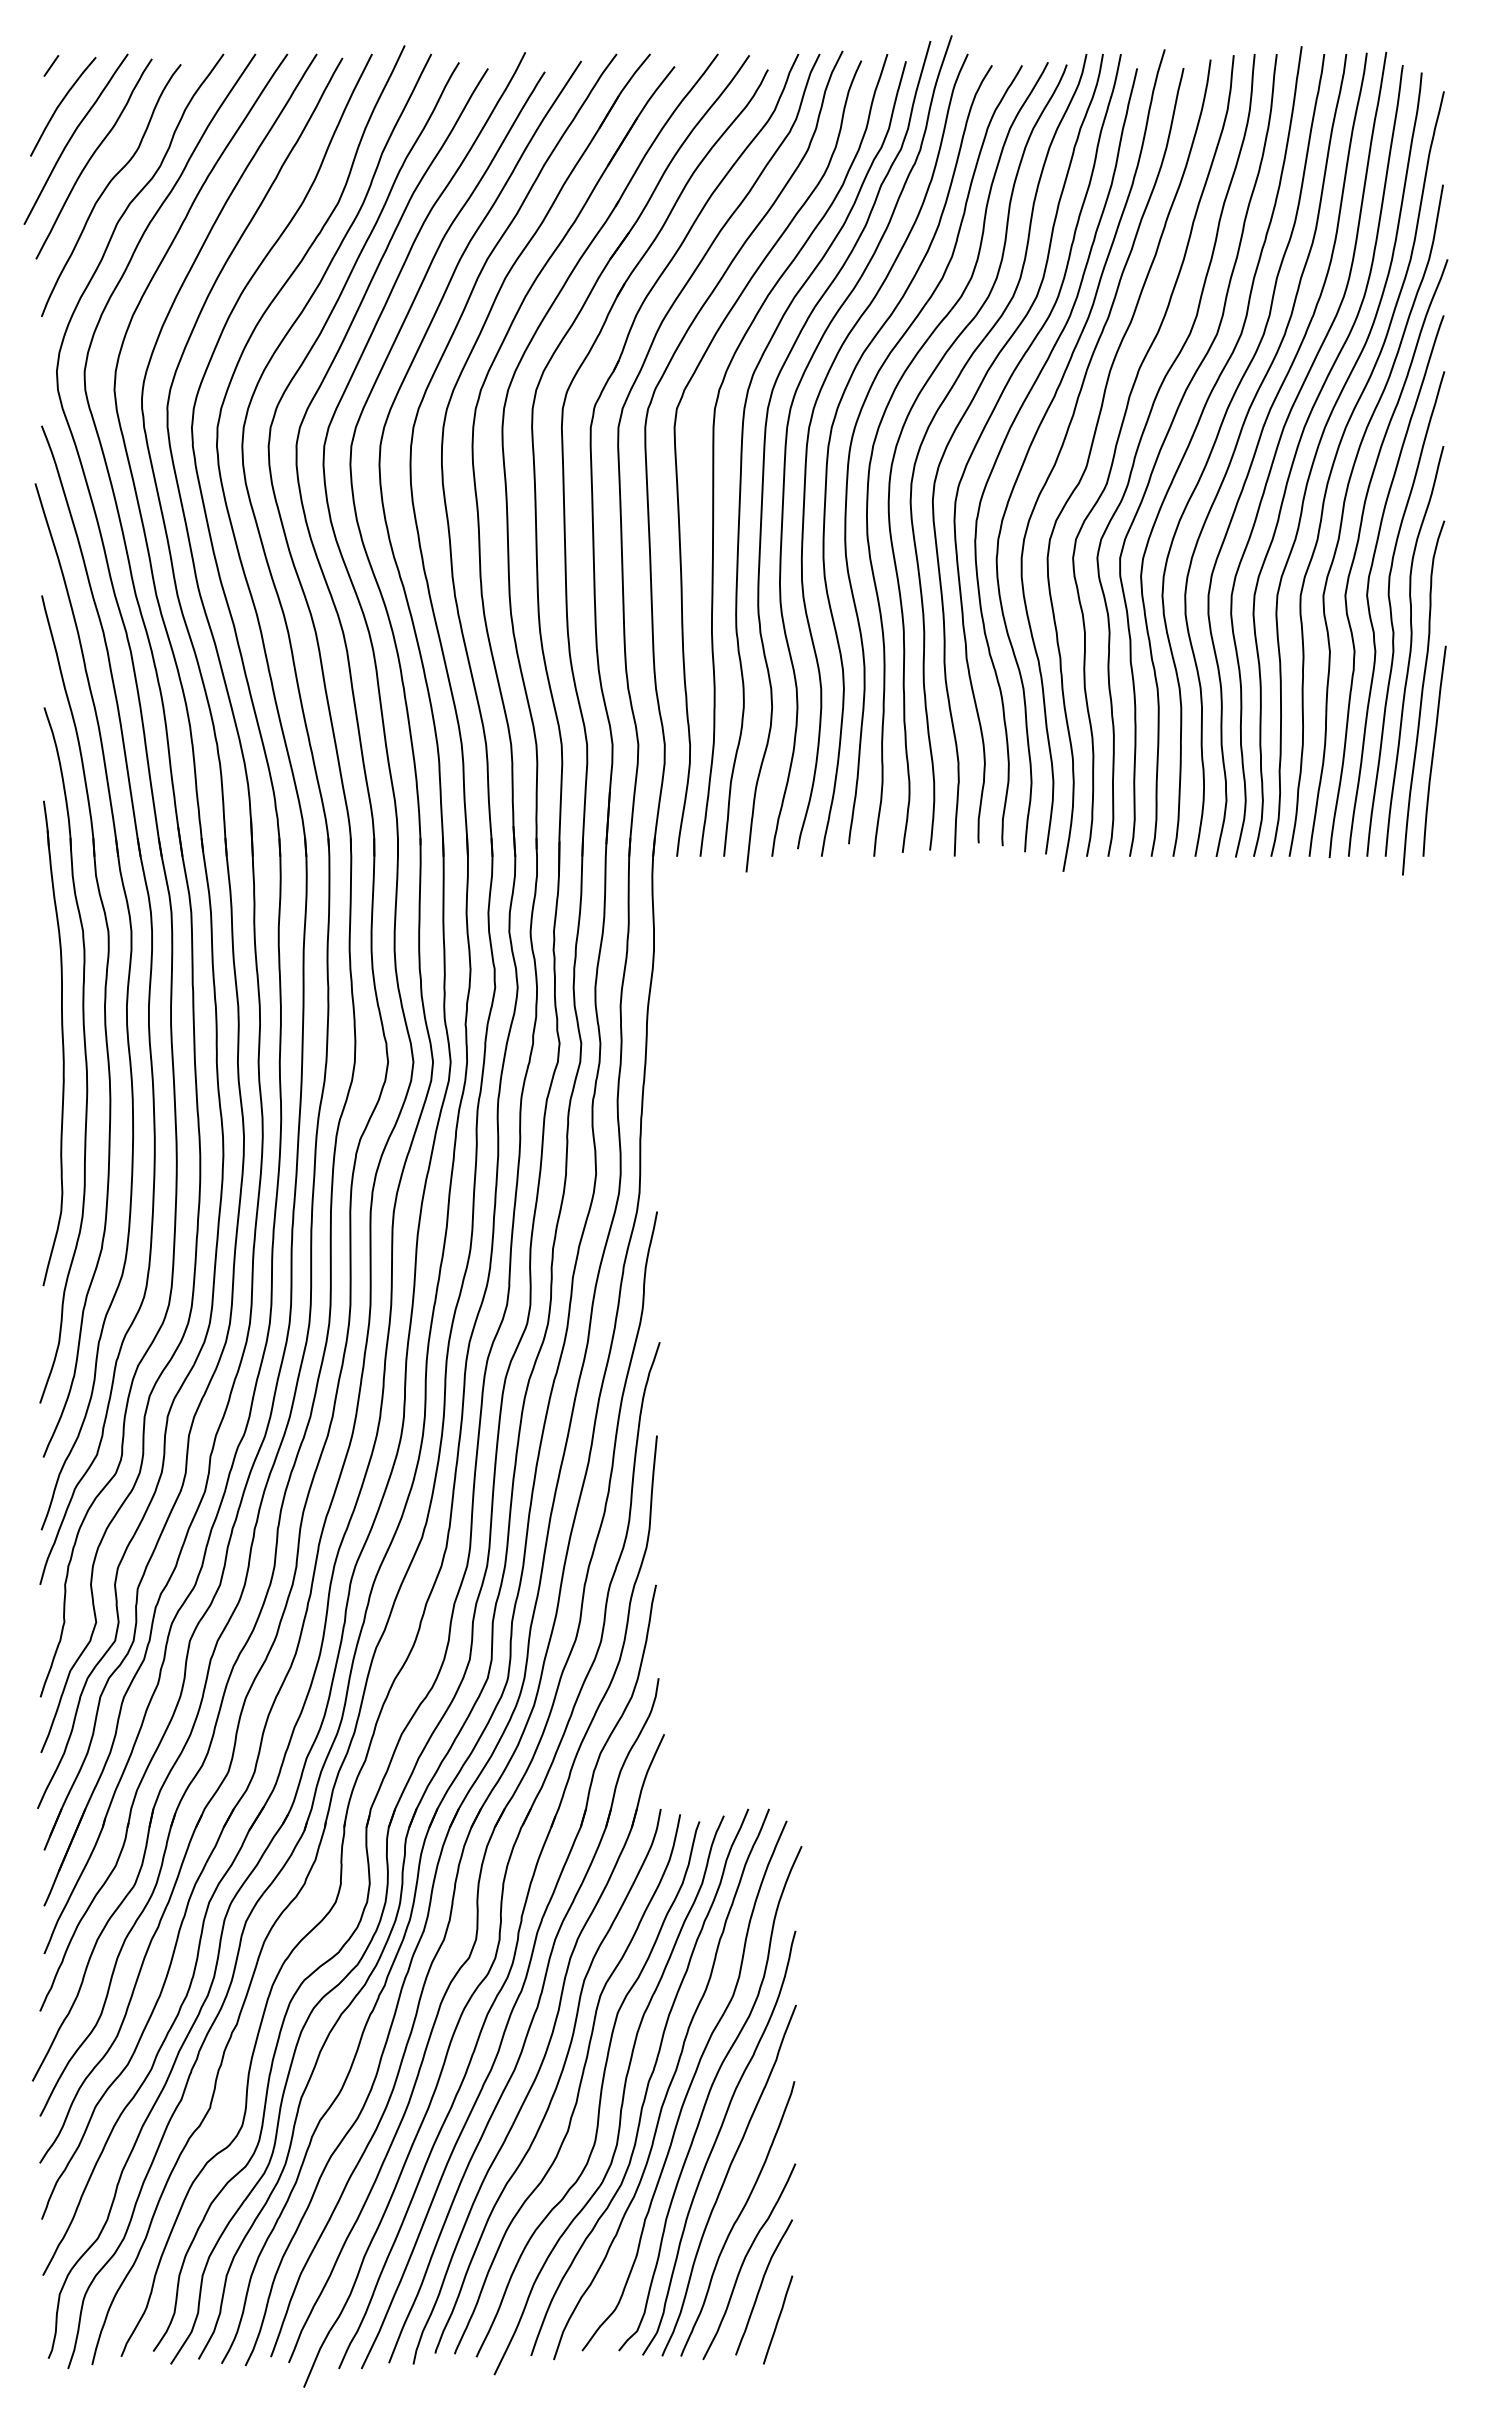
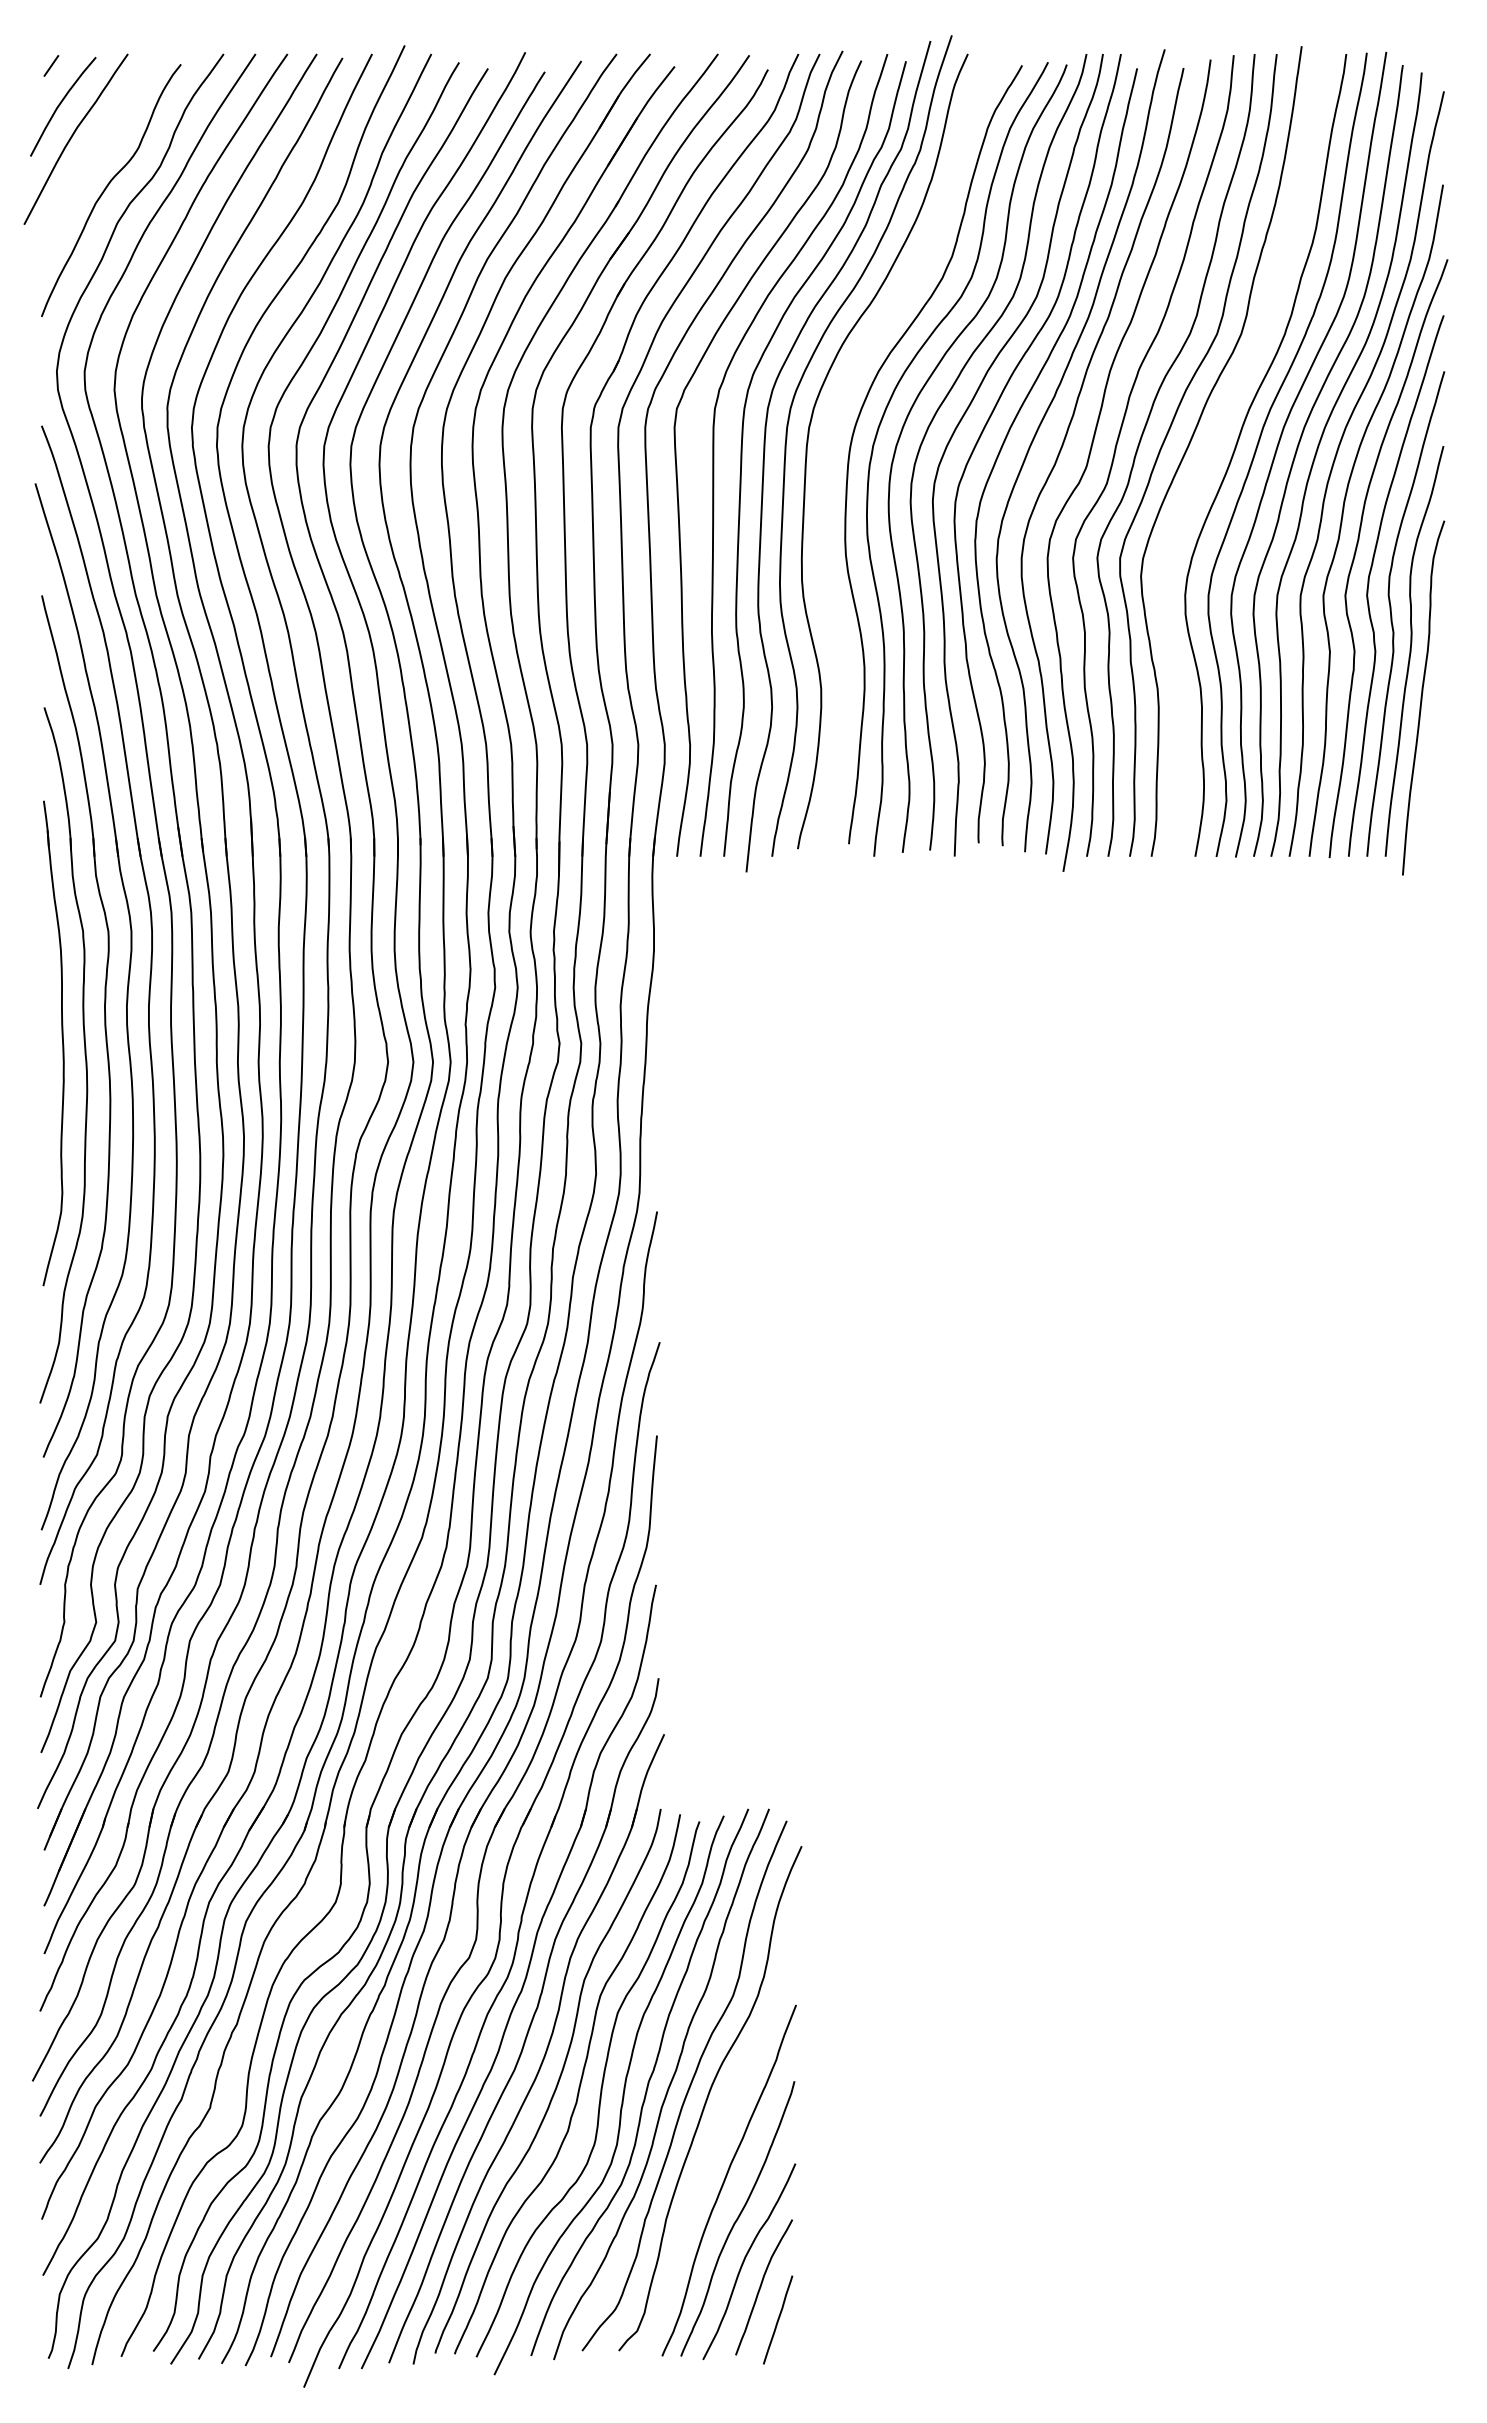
curve: present -> none (92, 157)
curve: present -> none (1215, 444)
curve: present -> none (829, 449)
curve: present -> none (1434, 750)
curve: present -> none (716, 2142)
